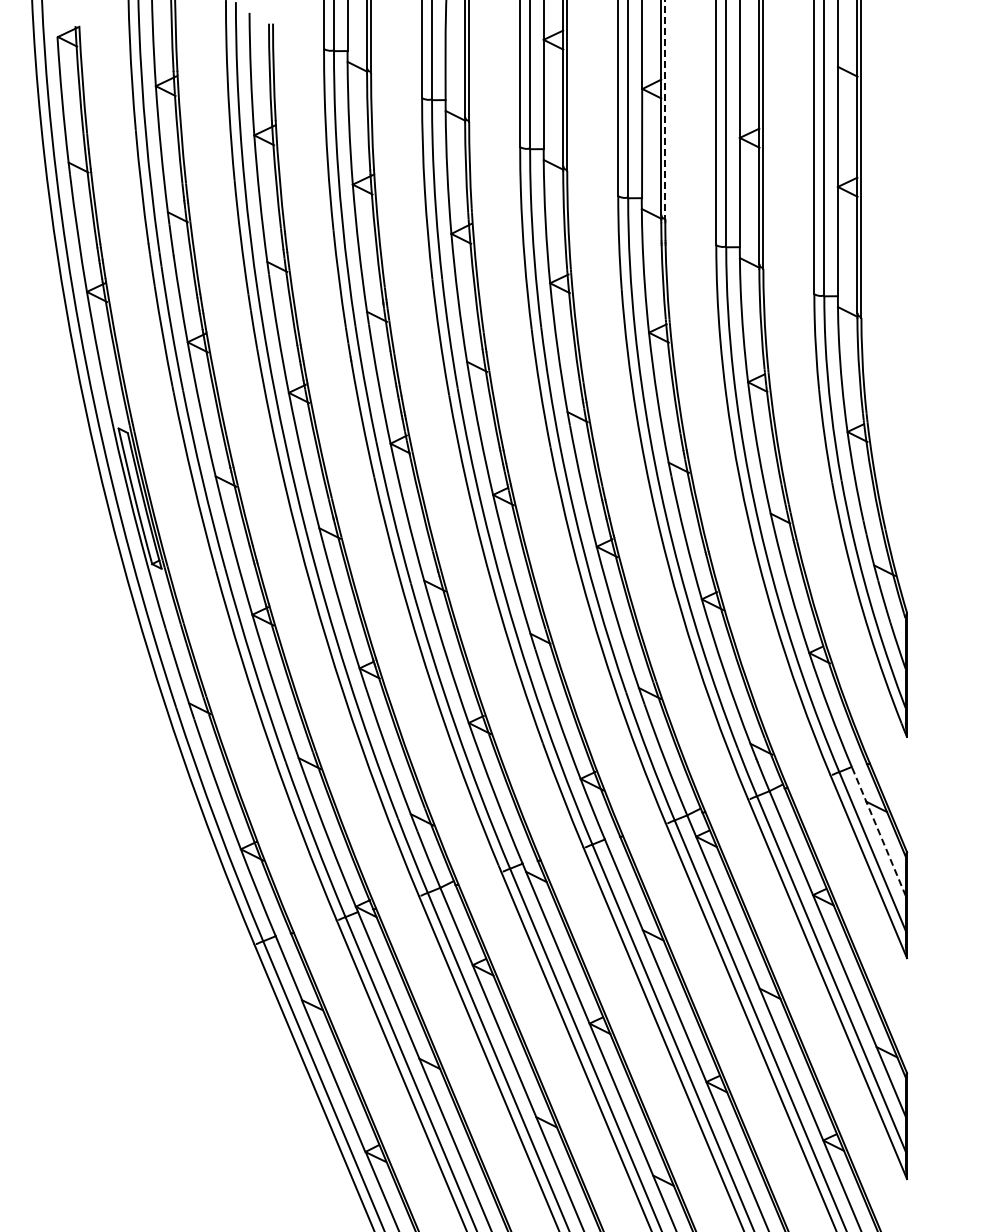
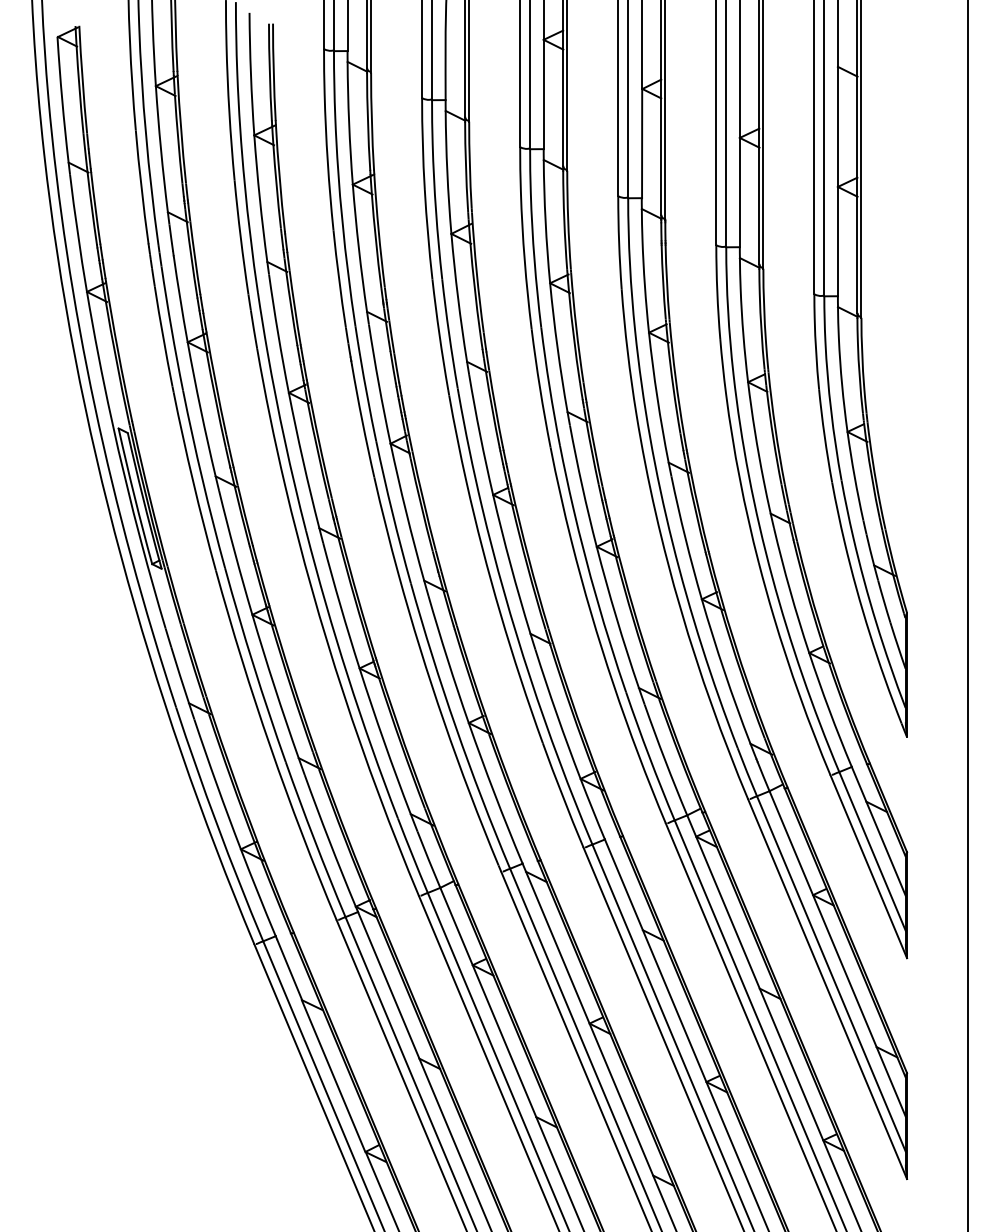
line: dashed -> solid (665, 110)
line: none -> present (968, 615)
line: dashed -> solid (878, 831)
